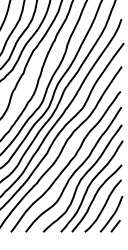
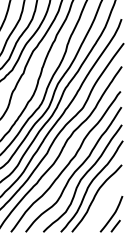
curve: present -> none (103, 205)
